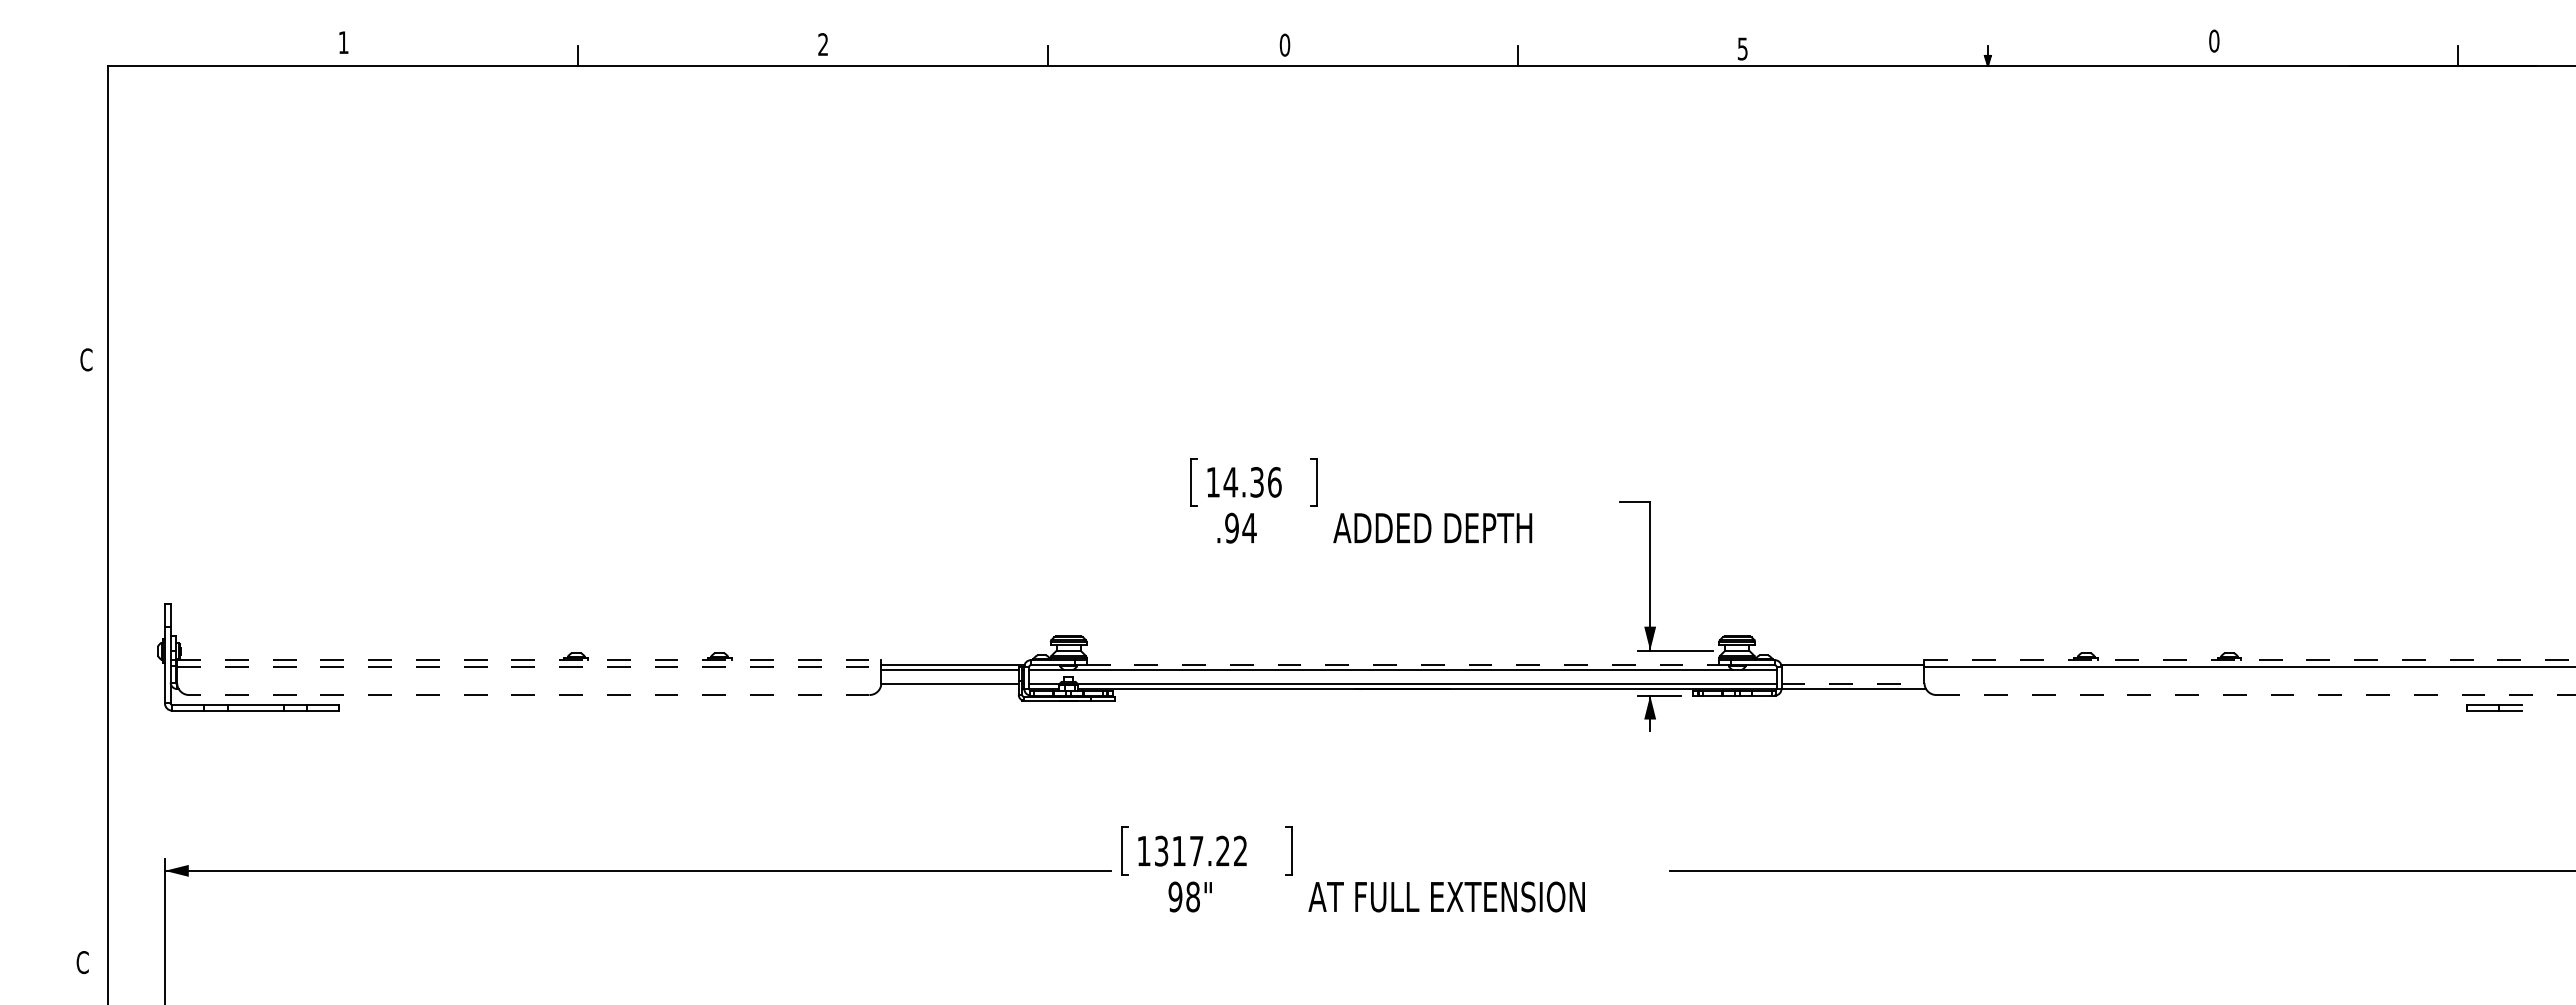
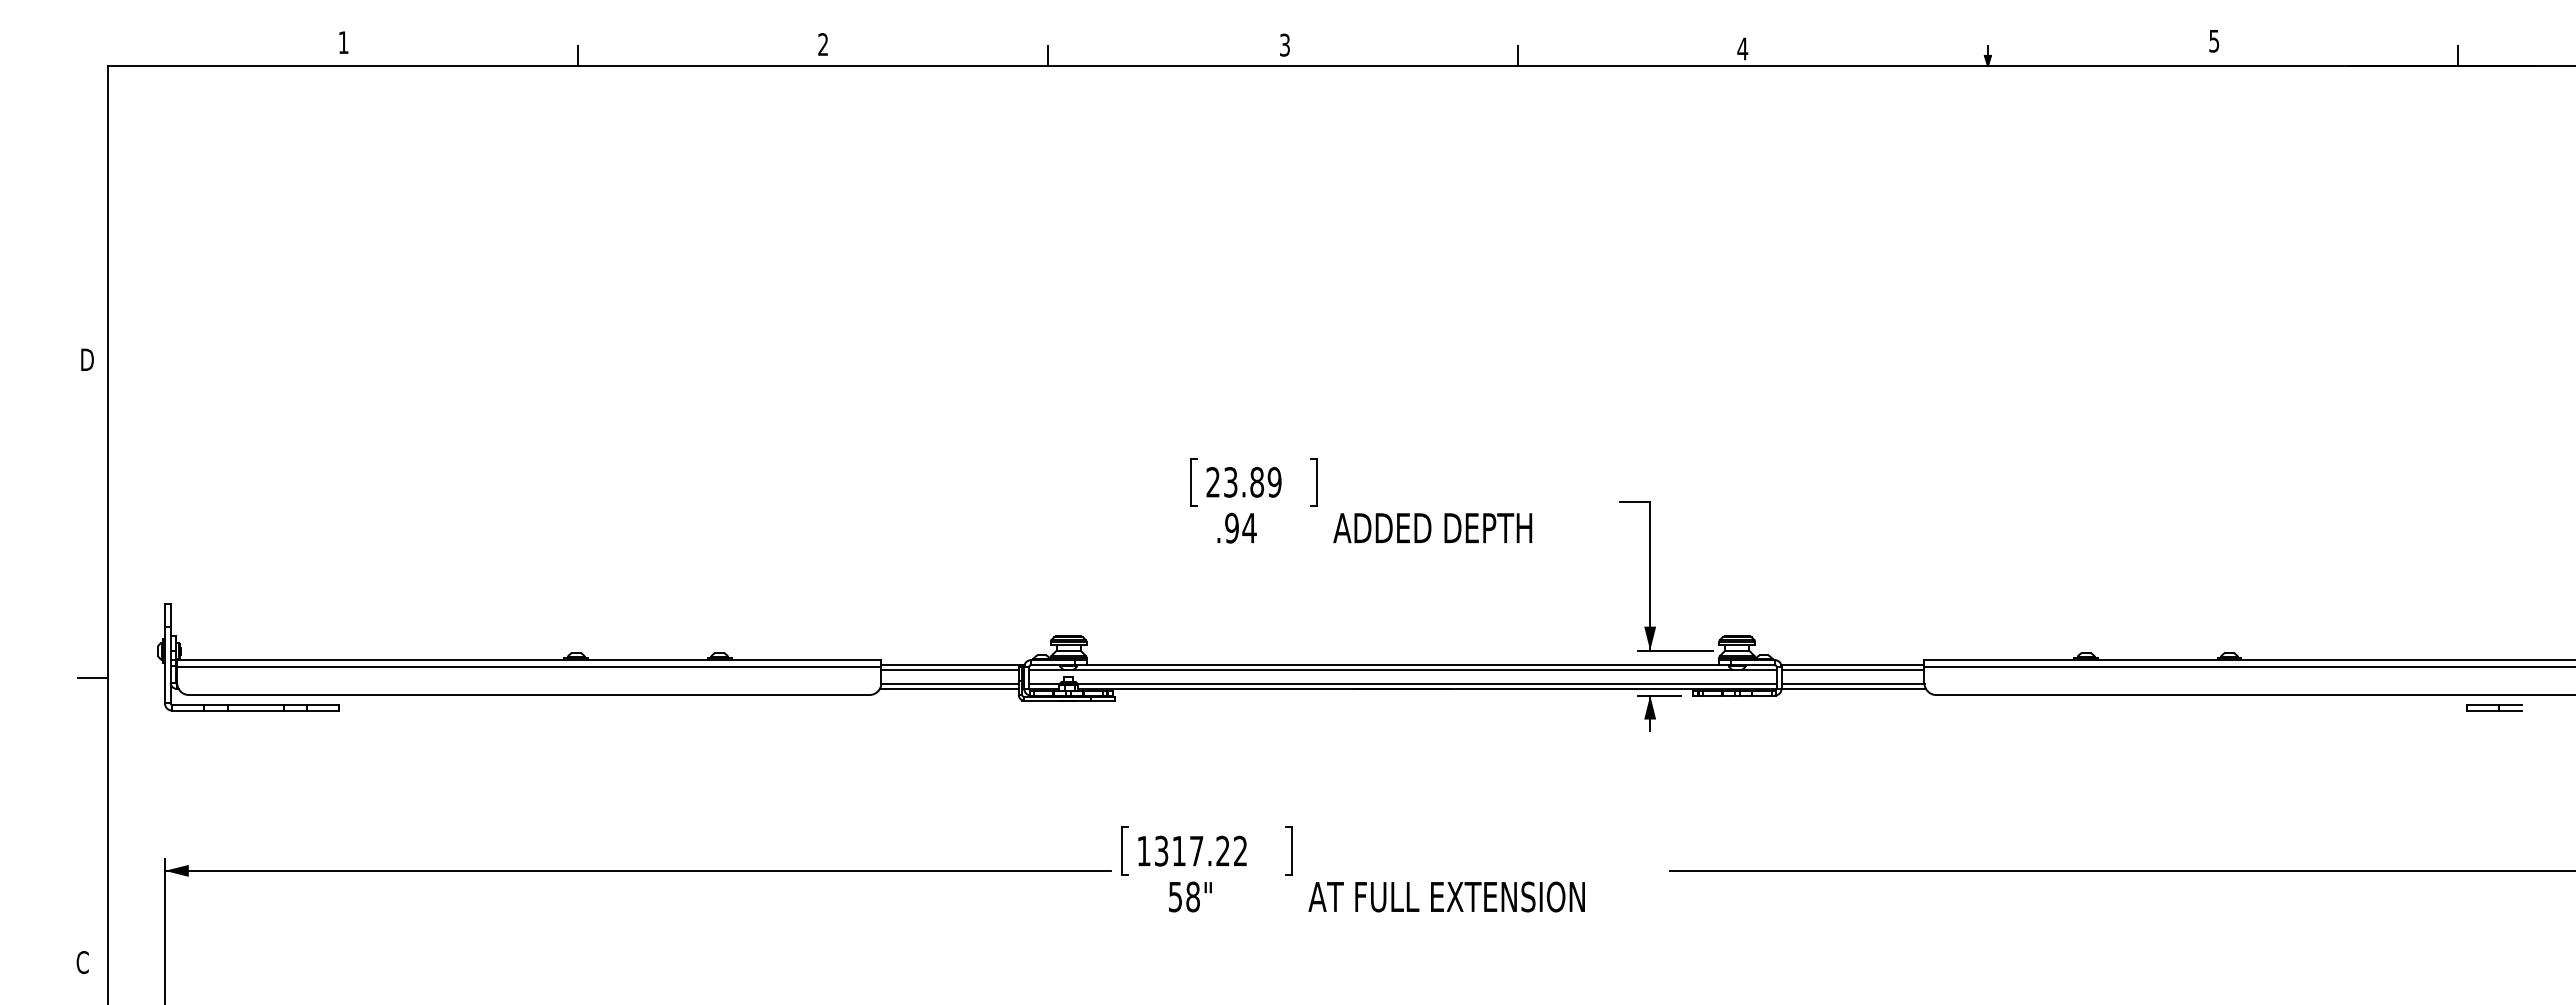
text: 0 -> 5 (2214, 40)
text: 0 -> 3 (1284, 44)
text: 5 -> 4 (1742, 48)
text: C -> D (86, 359)
text: 14.36 -> 23.89 (1243, 482)
line: dashed -> solid (529, 660)
line: dashed -> solid (2250, 660)
line: dashed -> solid (1403, 665)
line: dashed -> solid (529, 666)
line: none -> present (1852, 669)
line: none -> present (93, 677)
line: dashed -> solid (1853, 684)
line: none -> present (948, 689)
line: dashed -> solid (528, 695)
line: dashed -> solid (2256, 695)
text: 98" -> 58" (1175, 896)
